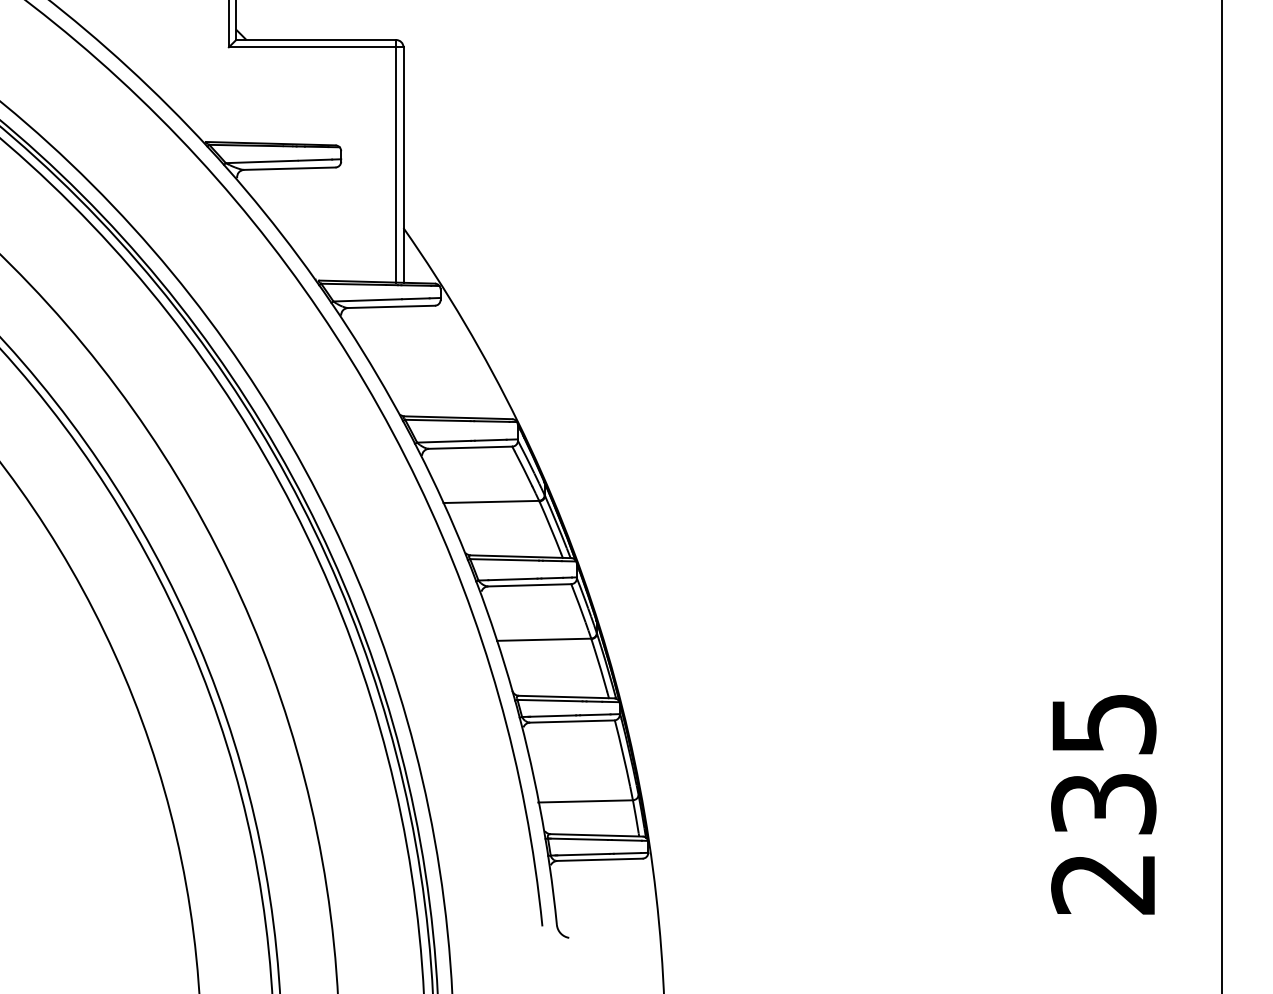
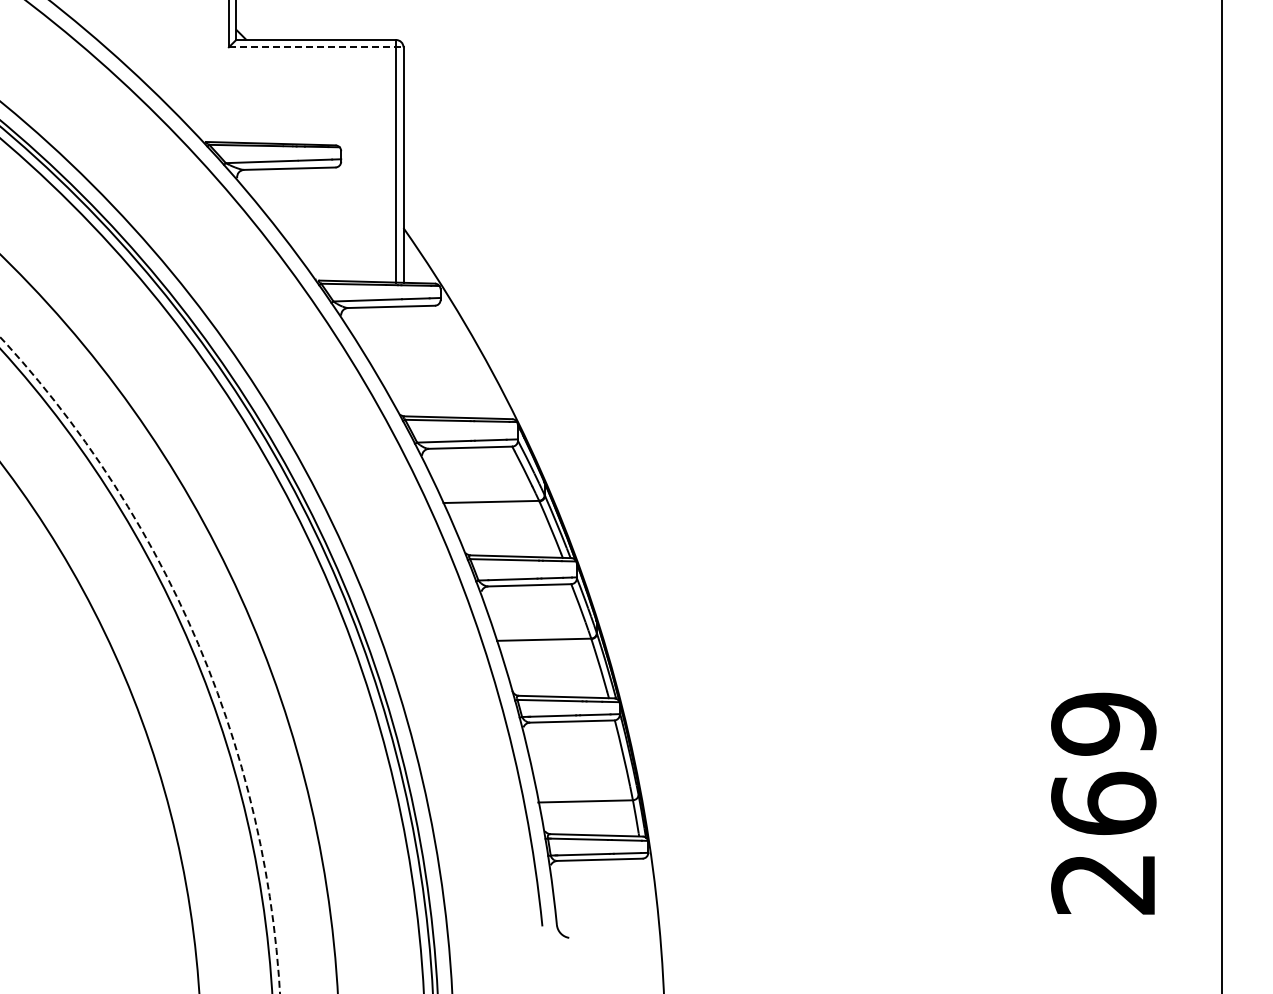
line: solid -> dashed (316, 47)
circle: solid -> dashed (139, 665)
text: 235 -> 269 (1103, 763)
